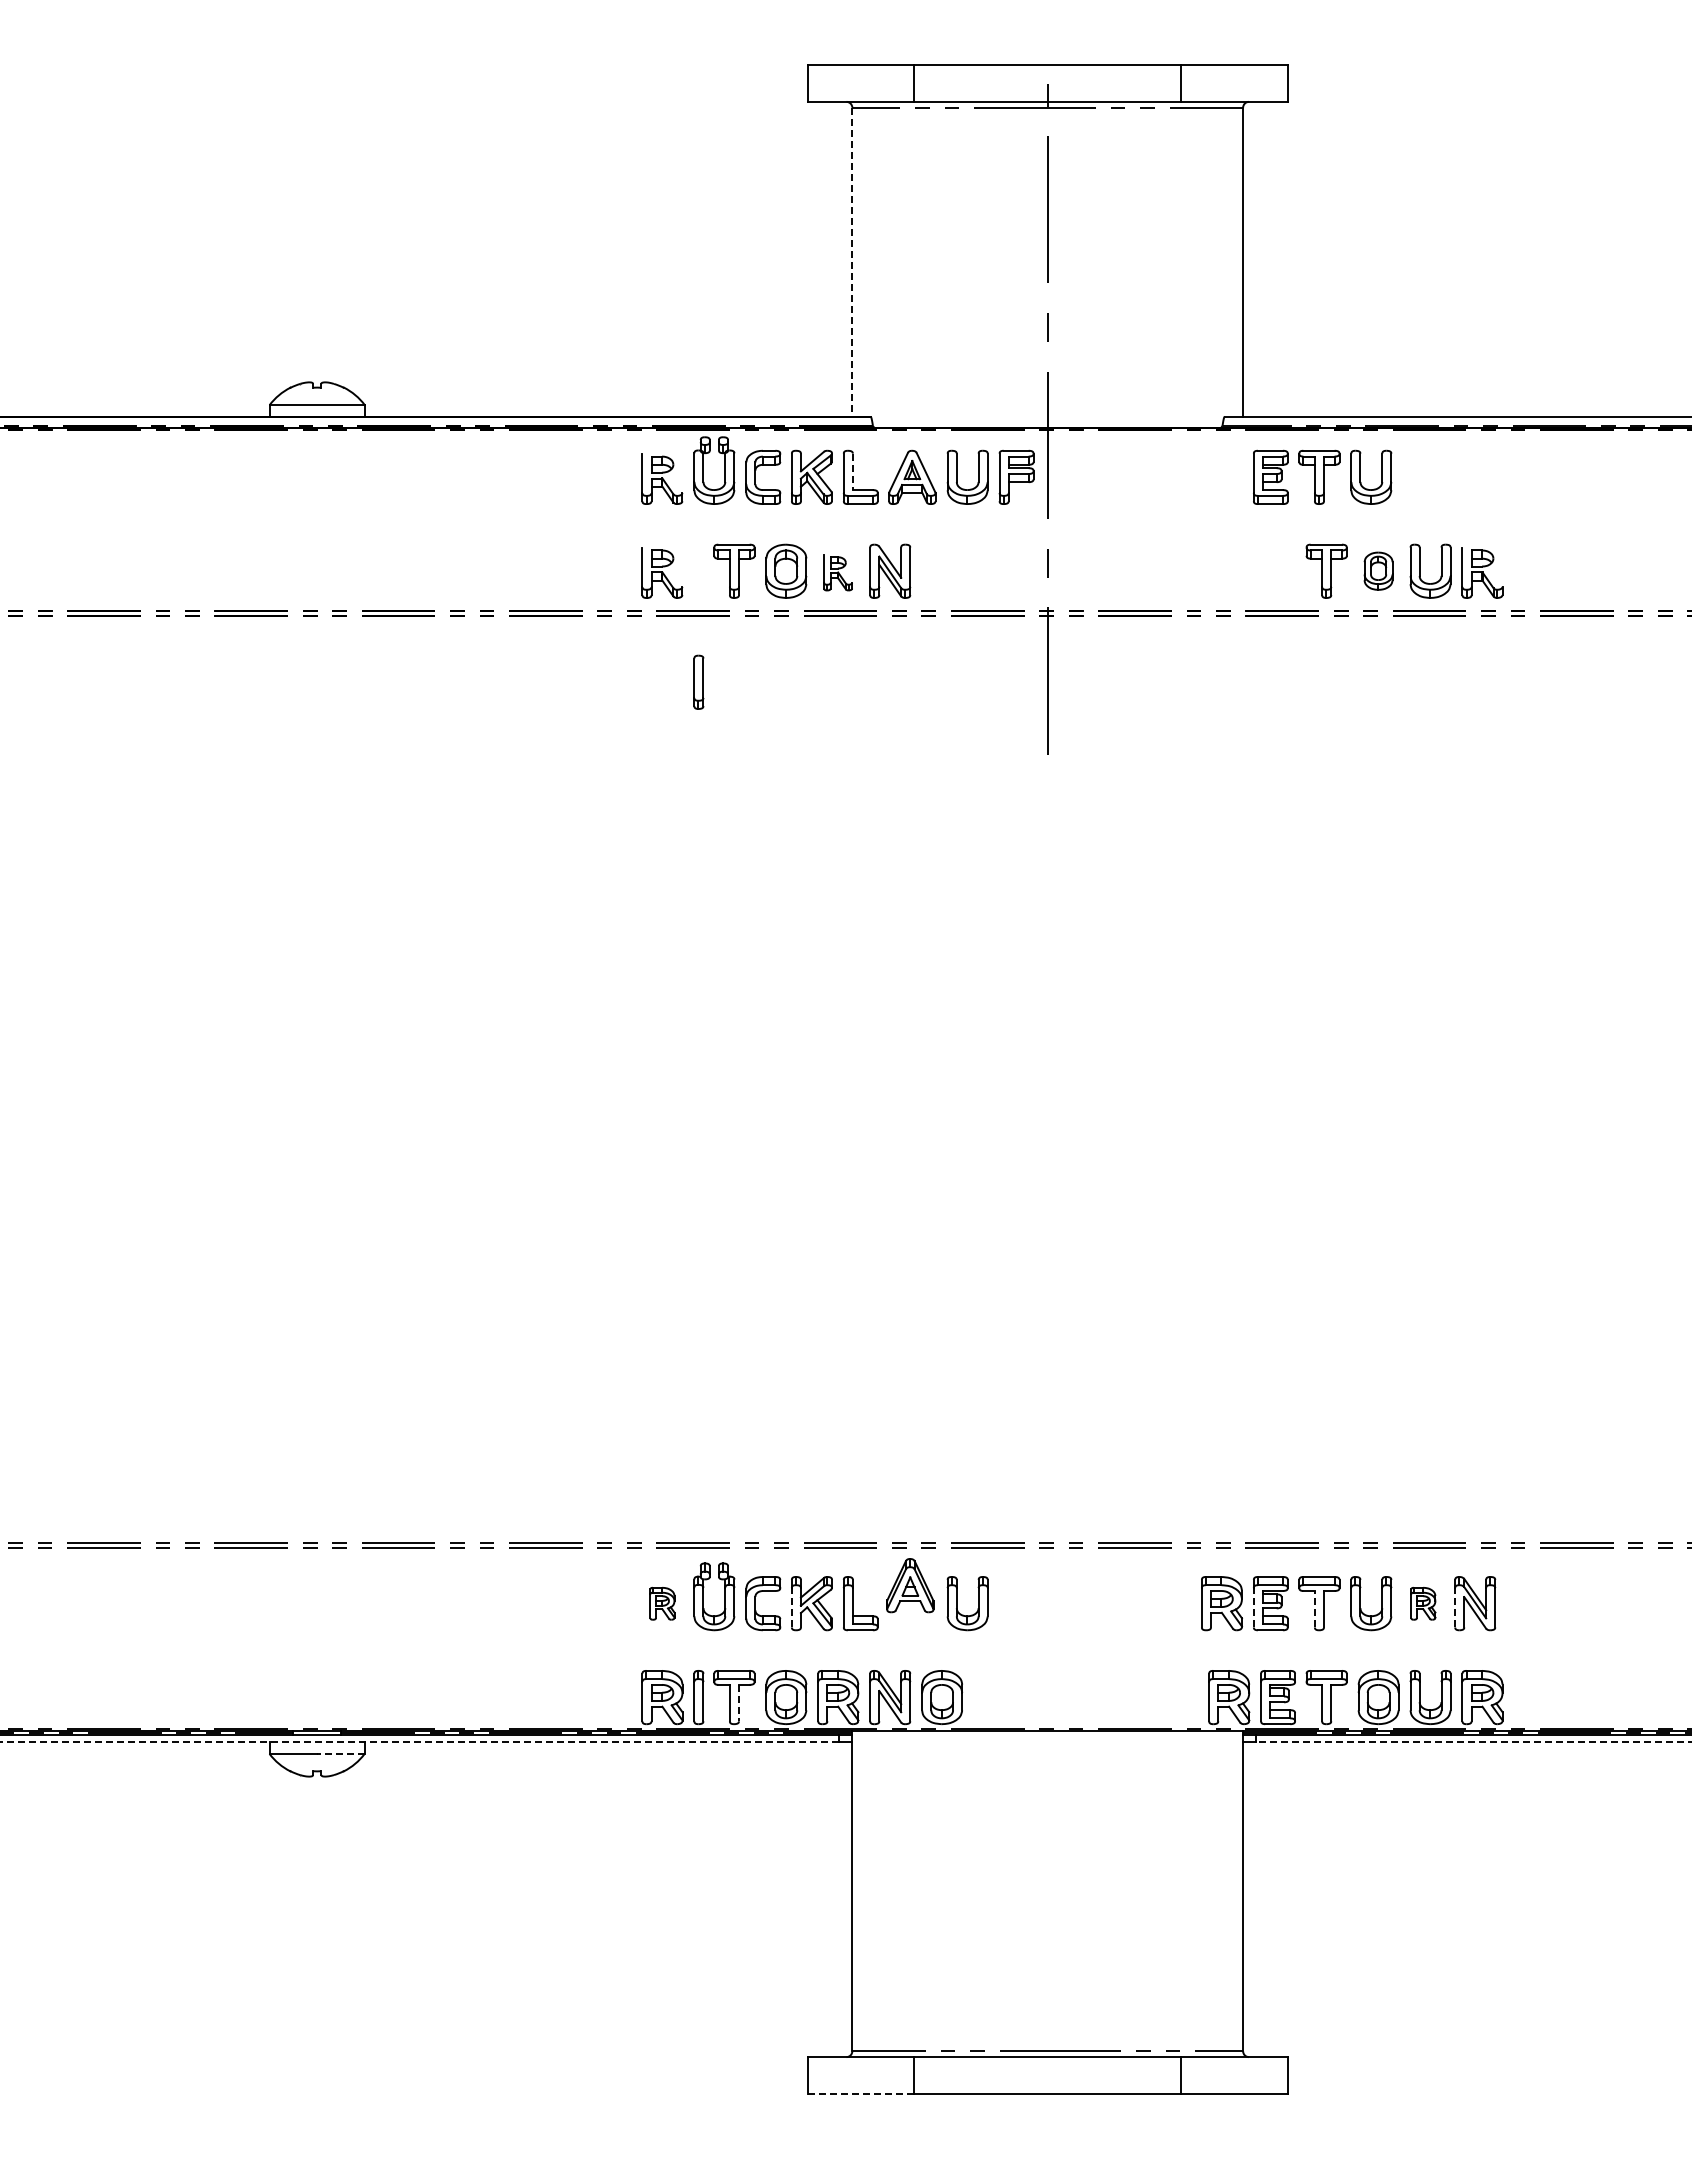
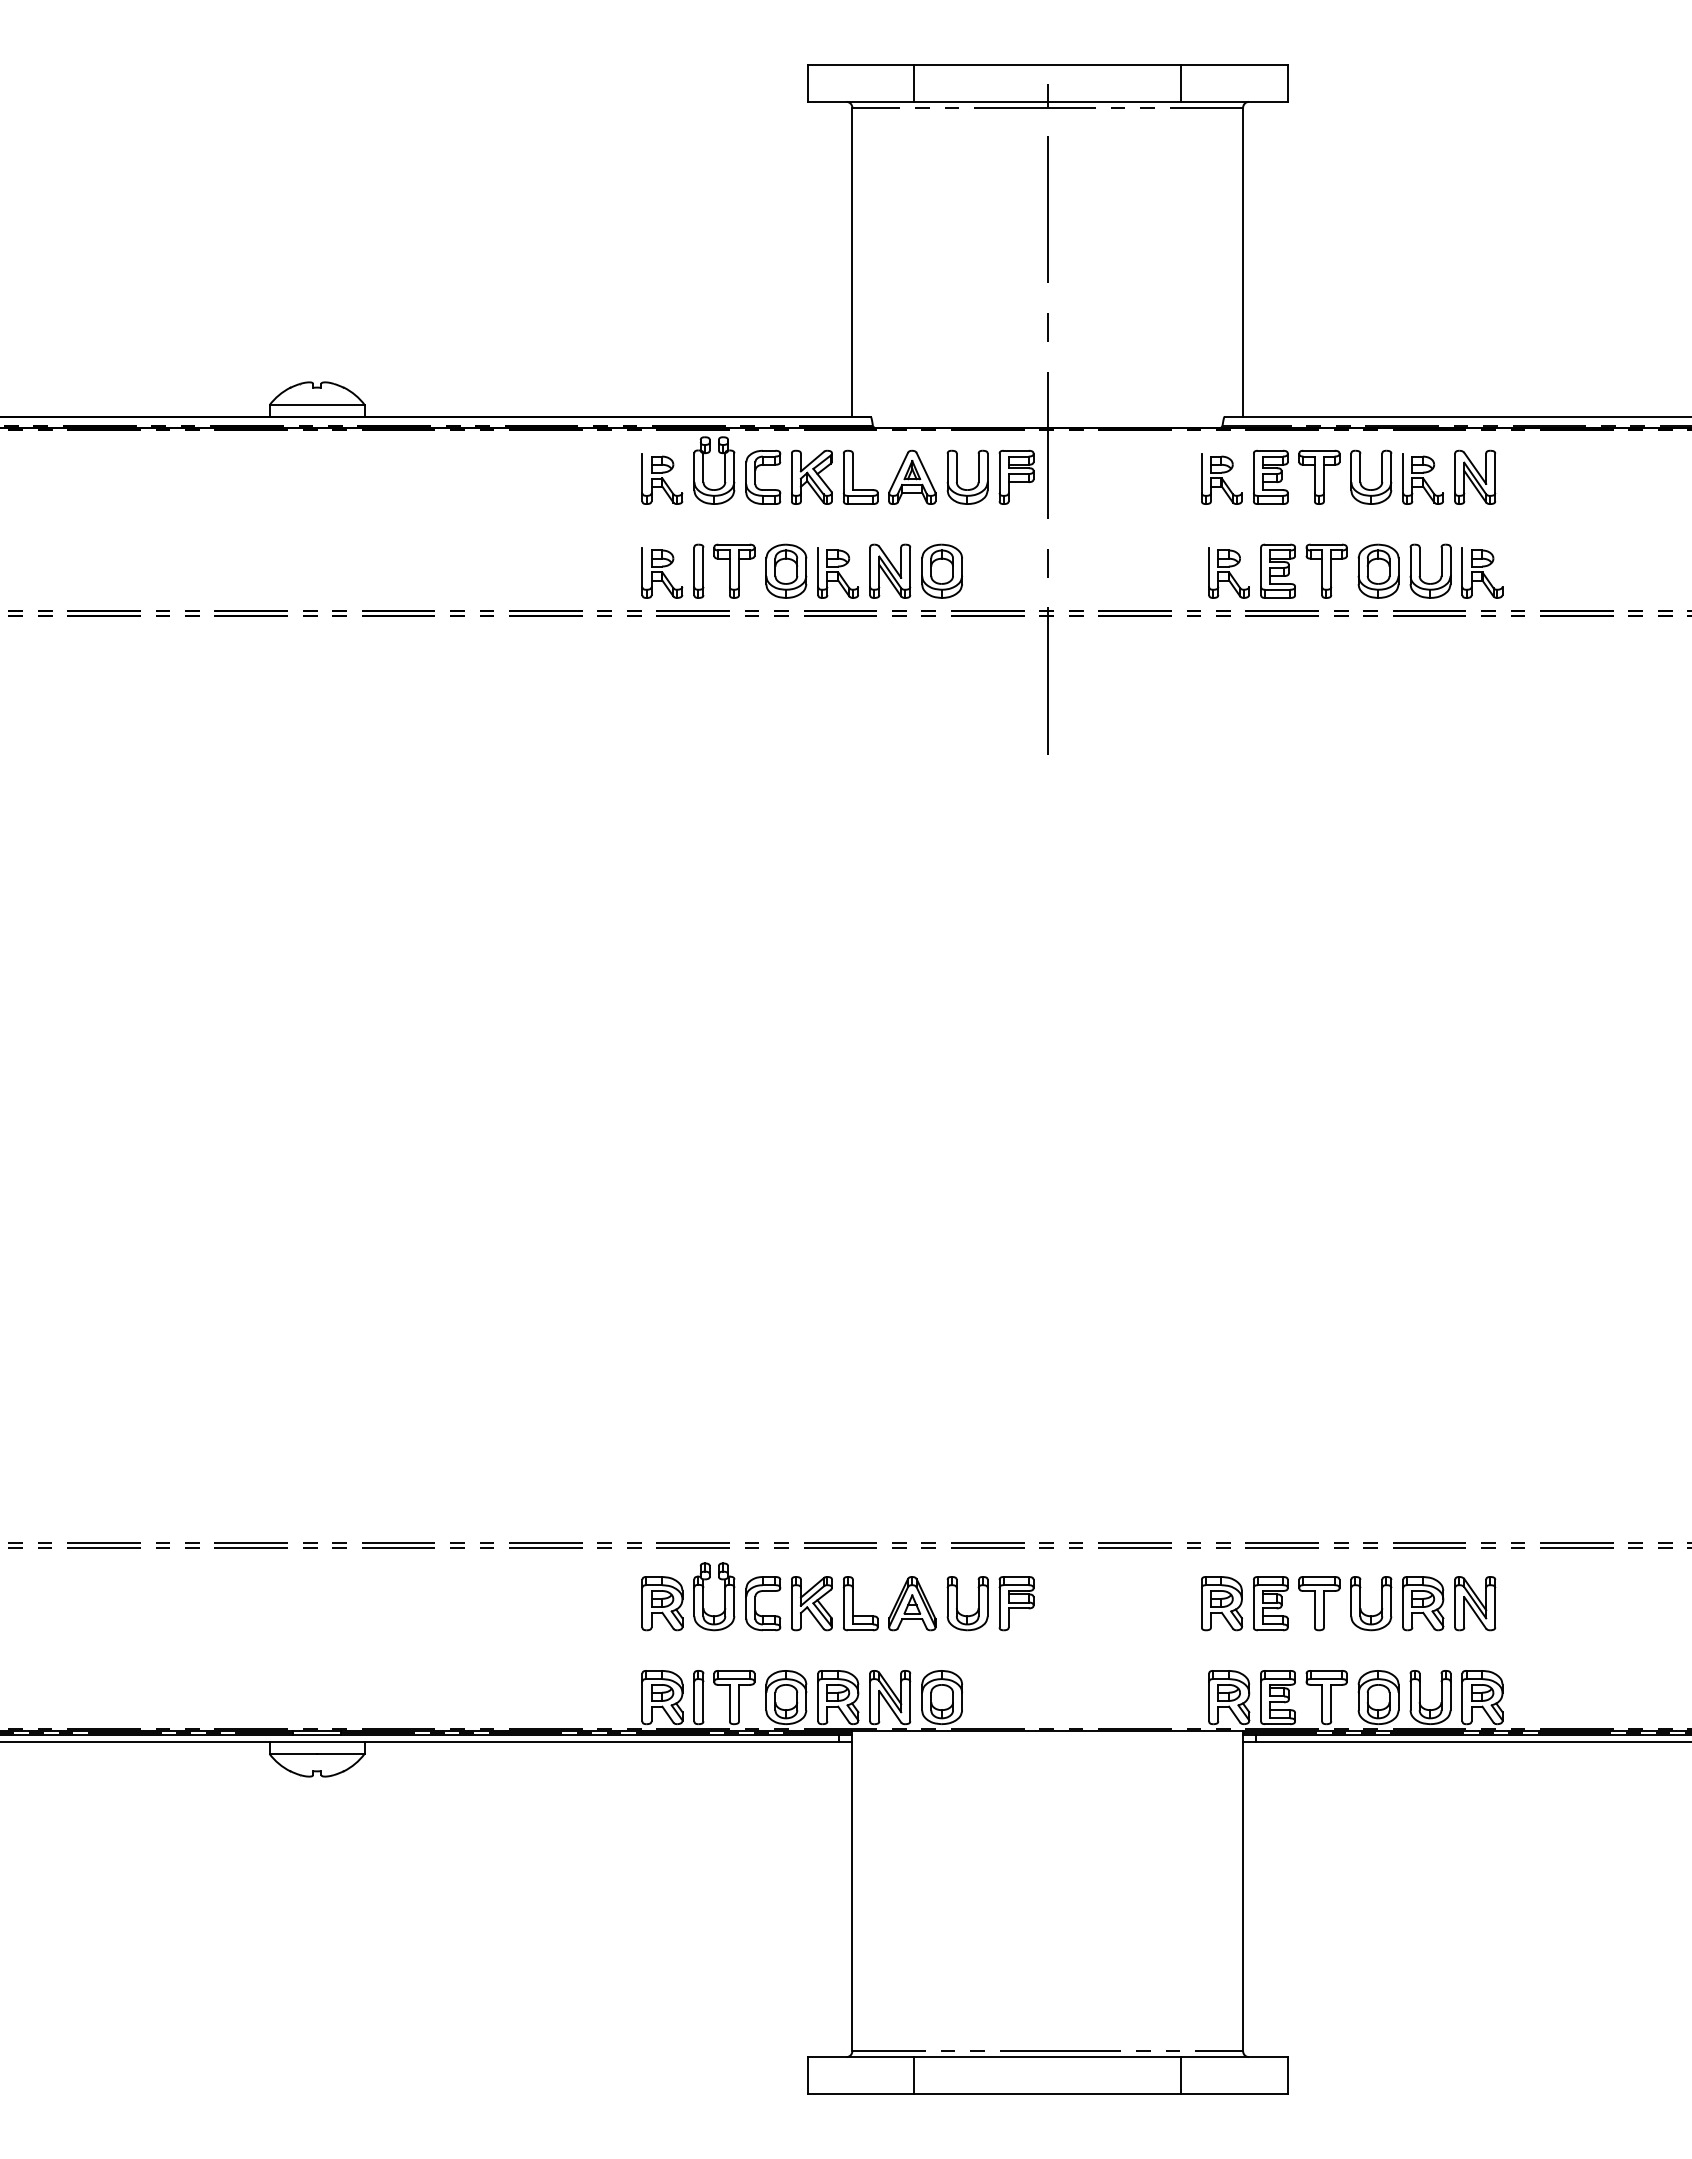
line: dashed -> solid (852, 262)
line: dashed -> solid (852, 472)
part: none -> present (1475, 476)
part: none -> present (1221, 478)
part: none -> present (1422, 478)
part: none -> present (941, 570)
part: none -> present (1277, 570)
part size: 31x40 px -> 43x56 px (1378, 570)
part size: 30x38 px -> 42x52 px (837, 572)
part: none -> present (1228, 572)
part position: (698, 681) -> (698, 570) (698, 570)
part position: (910, 1585) -> (912, 1603) (912, 1603)
part size: 27x35 px -> 43x56 px (662, 1603)
part: none -> present (1016, 1603)
part size: 27x34 px -> 43x56 px (1423, 1603)
line: dashed -> solid (791, 1607)
line: dashed -> solid (1253, 1607)
line: dashed -> solid (1455, 1607)
line: dashed -> solid (1314, 1608)
line: dashed -> solid (739, 1703)
line: dashed -> solid (419, 1742)
line: dashed -> solid (1473, 1742)
line: dashed -> solid (340, 1753)
line: dashed -> solid (860, 2094)
